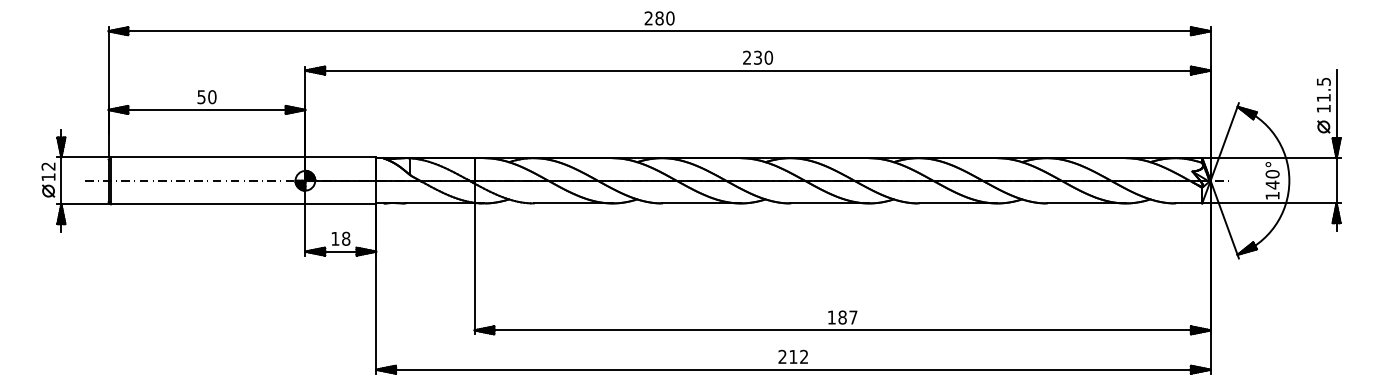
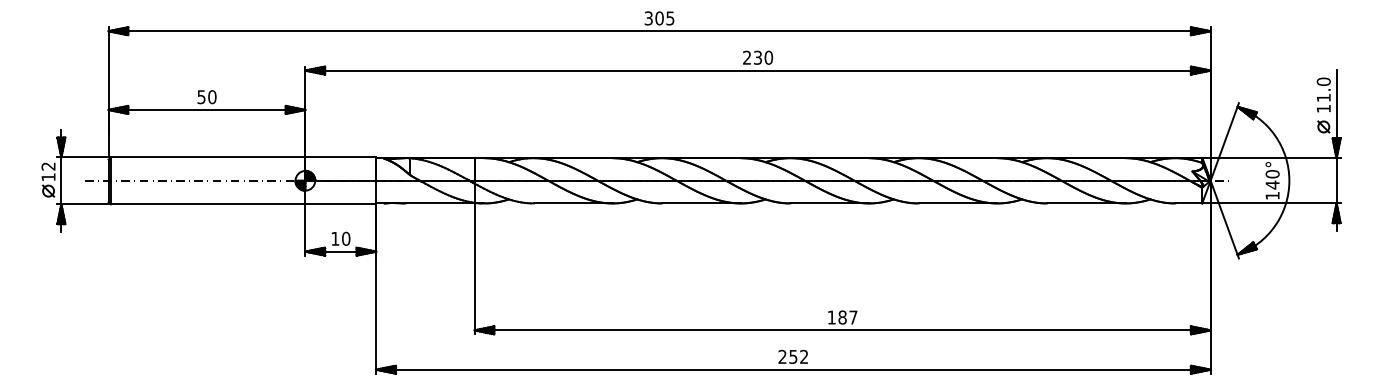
text: 280 -> 305 (659, 18)
text: 11.5 -> 11.0 (1323, 81)
text: 18 -> 10 (346, 238)
text: 212 -> 252 (793, 356)
